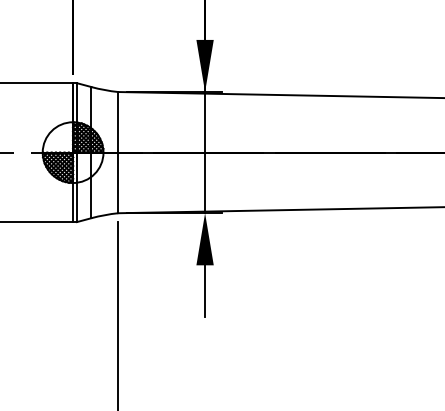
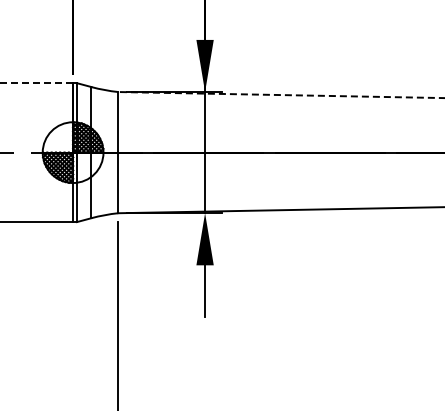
line: solid -> dashed (36, 83)
line: solid -> dashed (281, 95)
